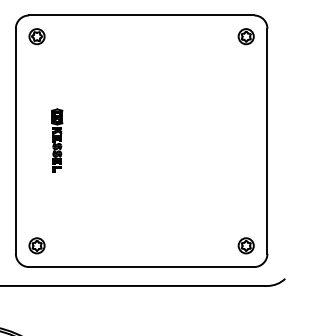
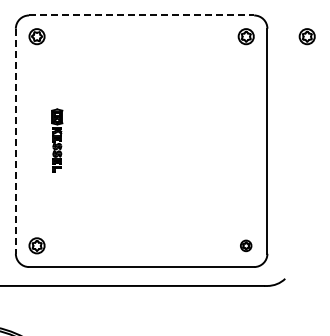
line: solid -> dashed (141, 15)
part: none -> present (306, 36)
line: solid -> dashed (15, 141)
part size: 18x18 px -> 13x14 px (246, 245)
